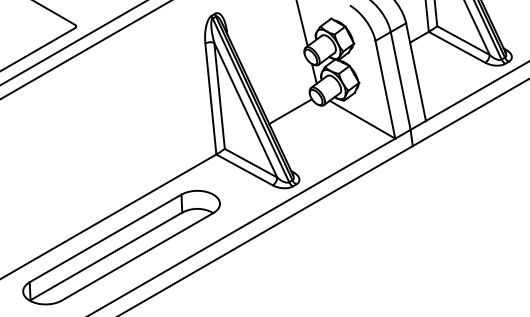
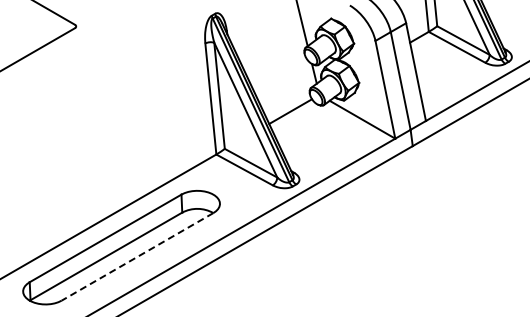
line: present -> none (73, 42)
line: present -> none (85, 50)
line: solid -> dashed (137, 256)
